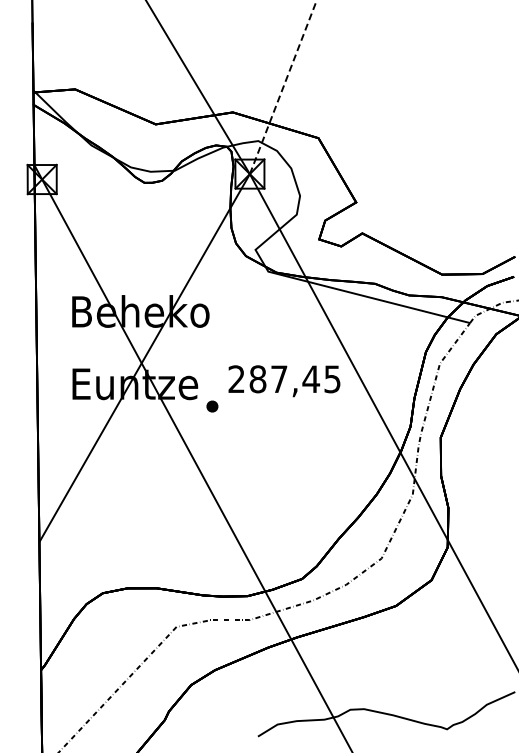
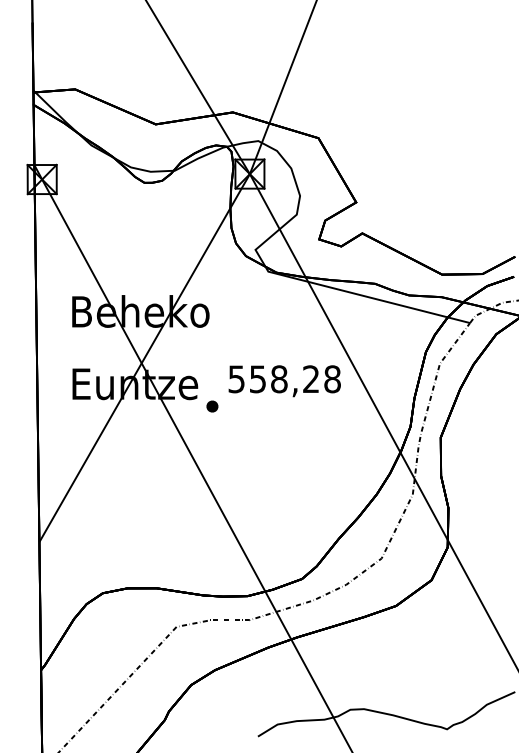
line: dashed -> solid (283, 87)
text: 287,45 -> 558,28 (284, 379)
